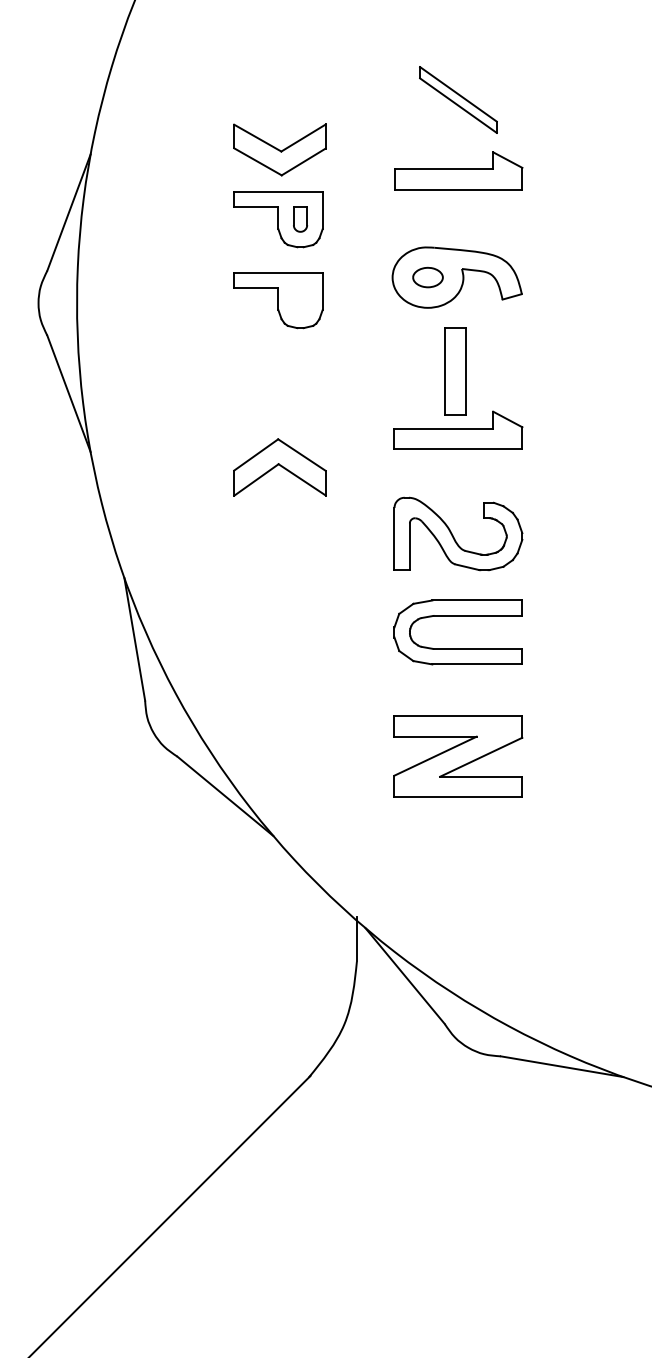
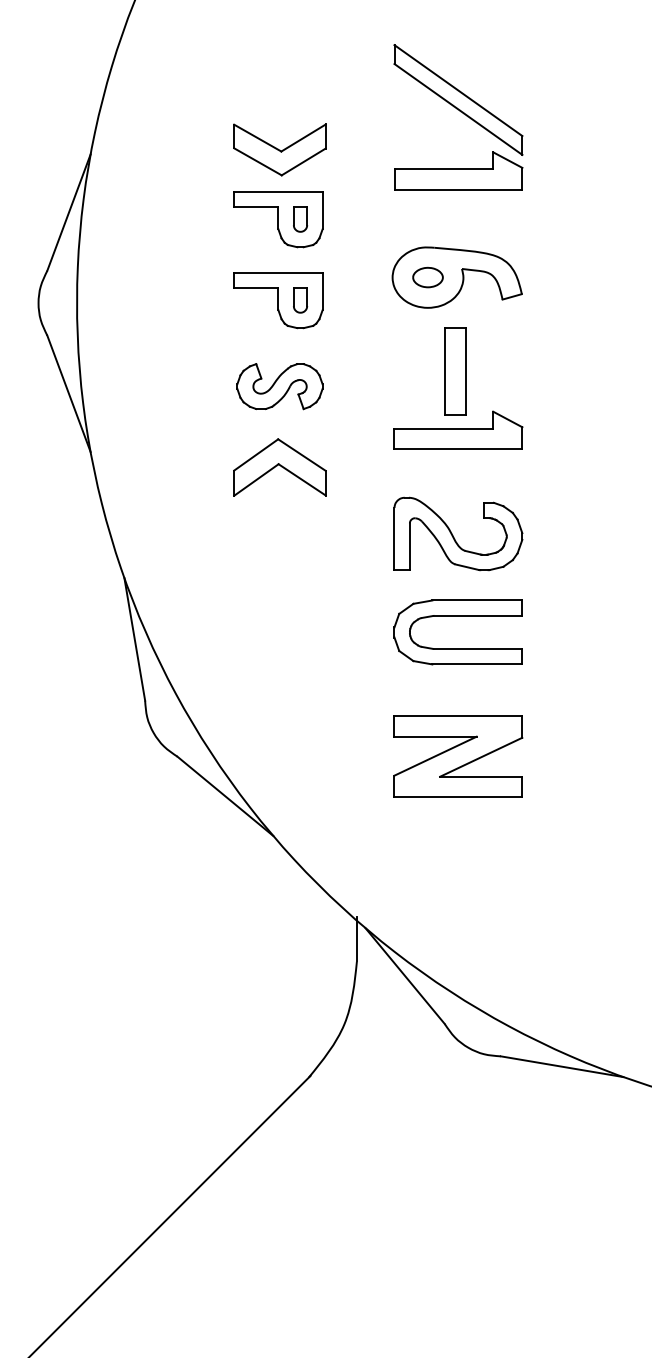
part size: 79x68 px -> 131x112 px (458, 99)
part: none -> present (300, 300)
part: none -> present (279, 386)
